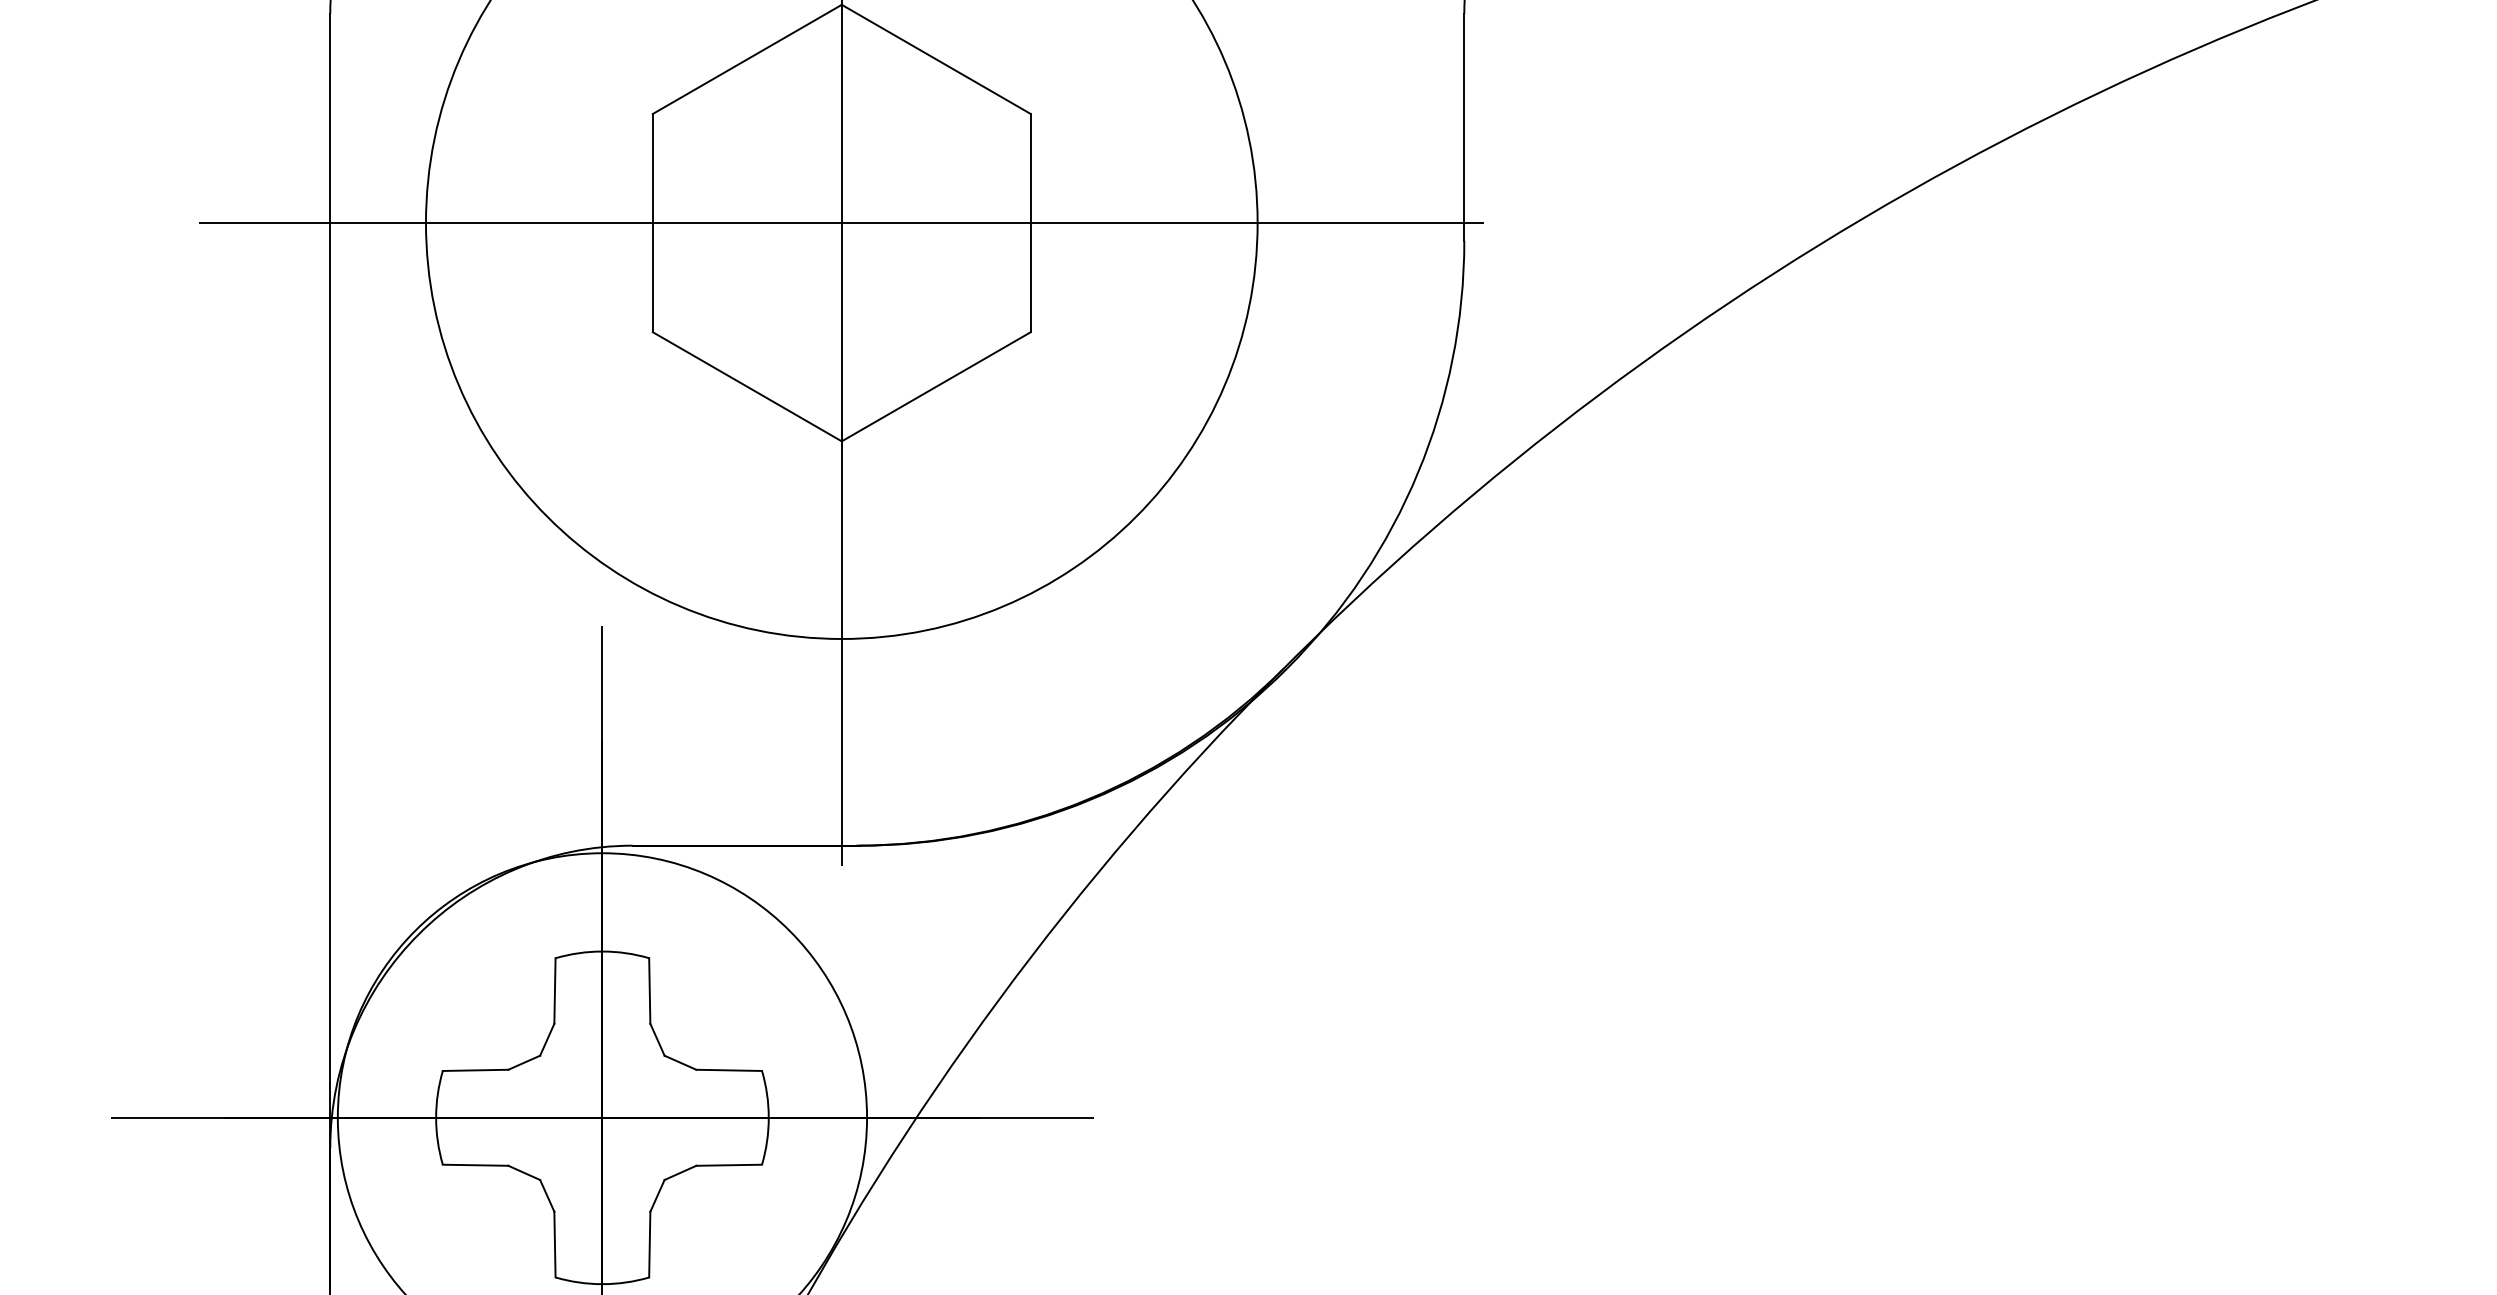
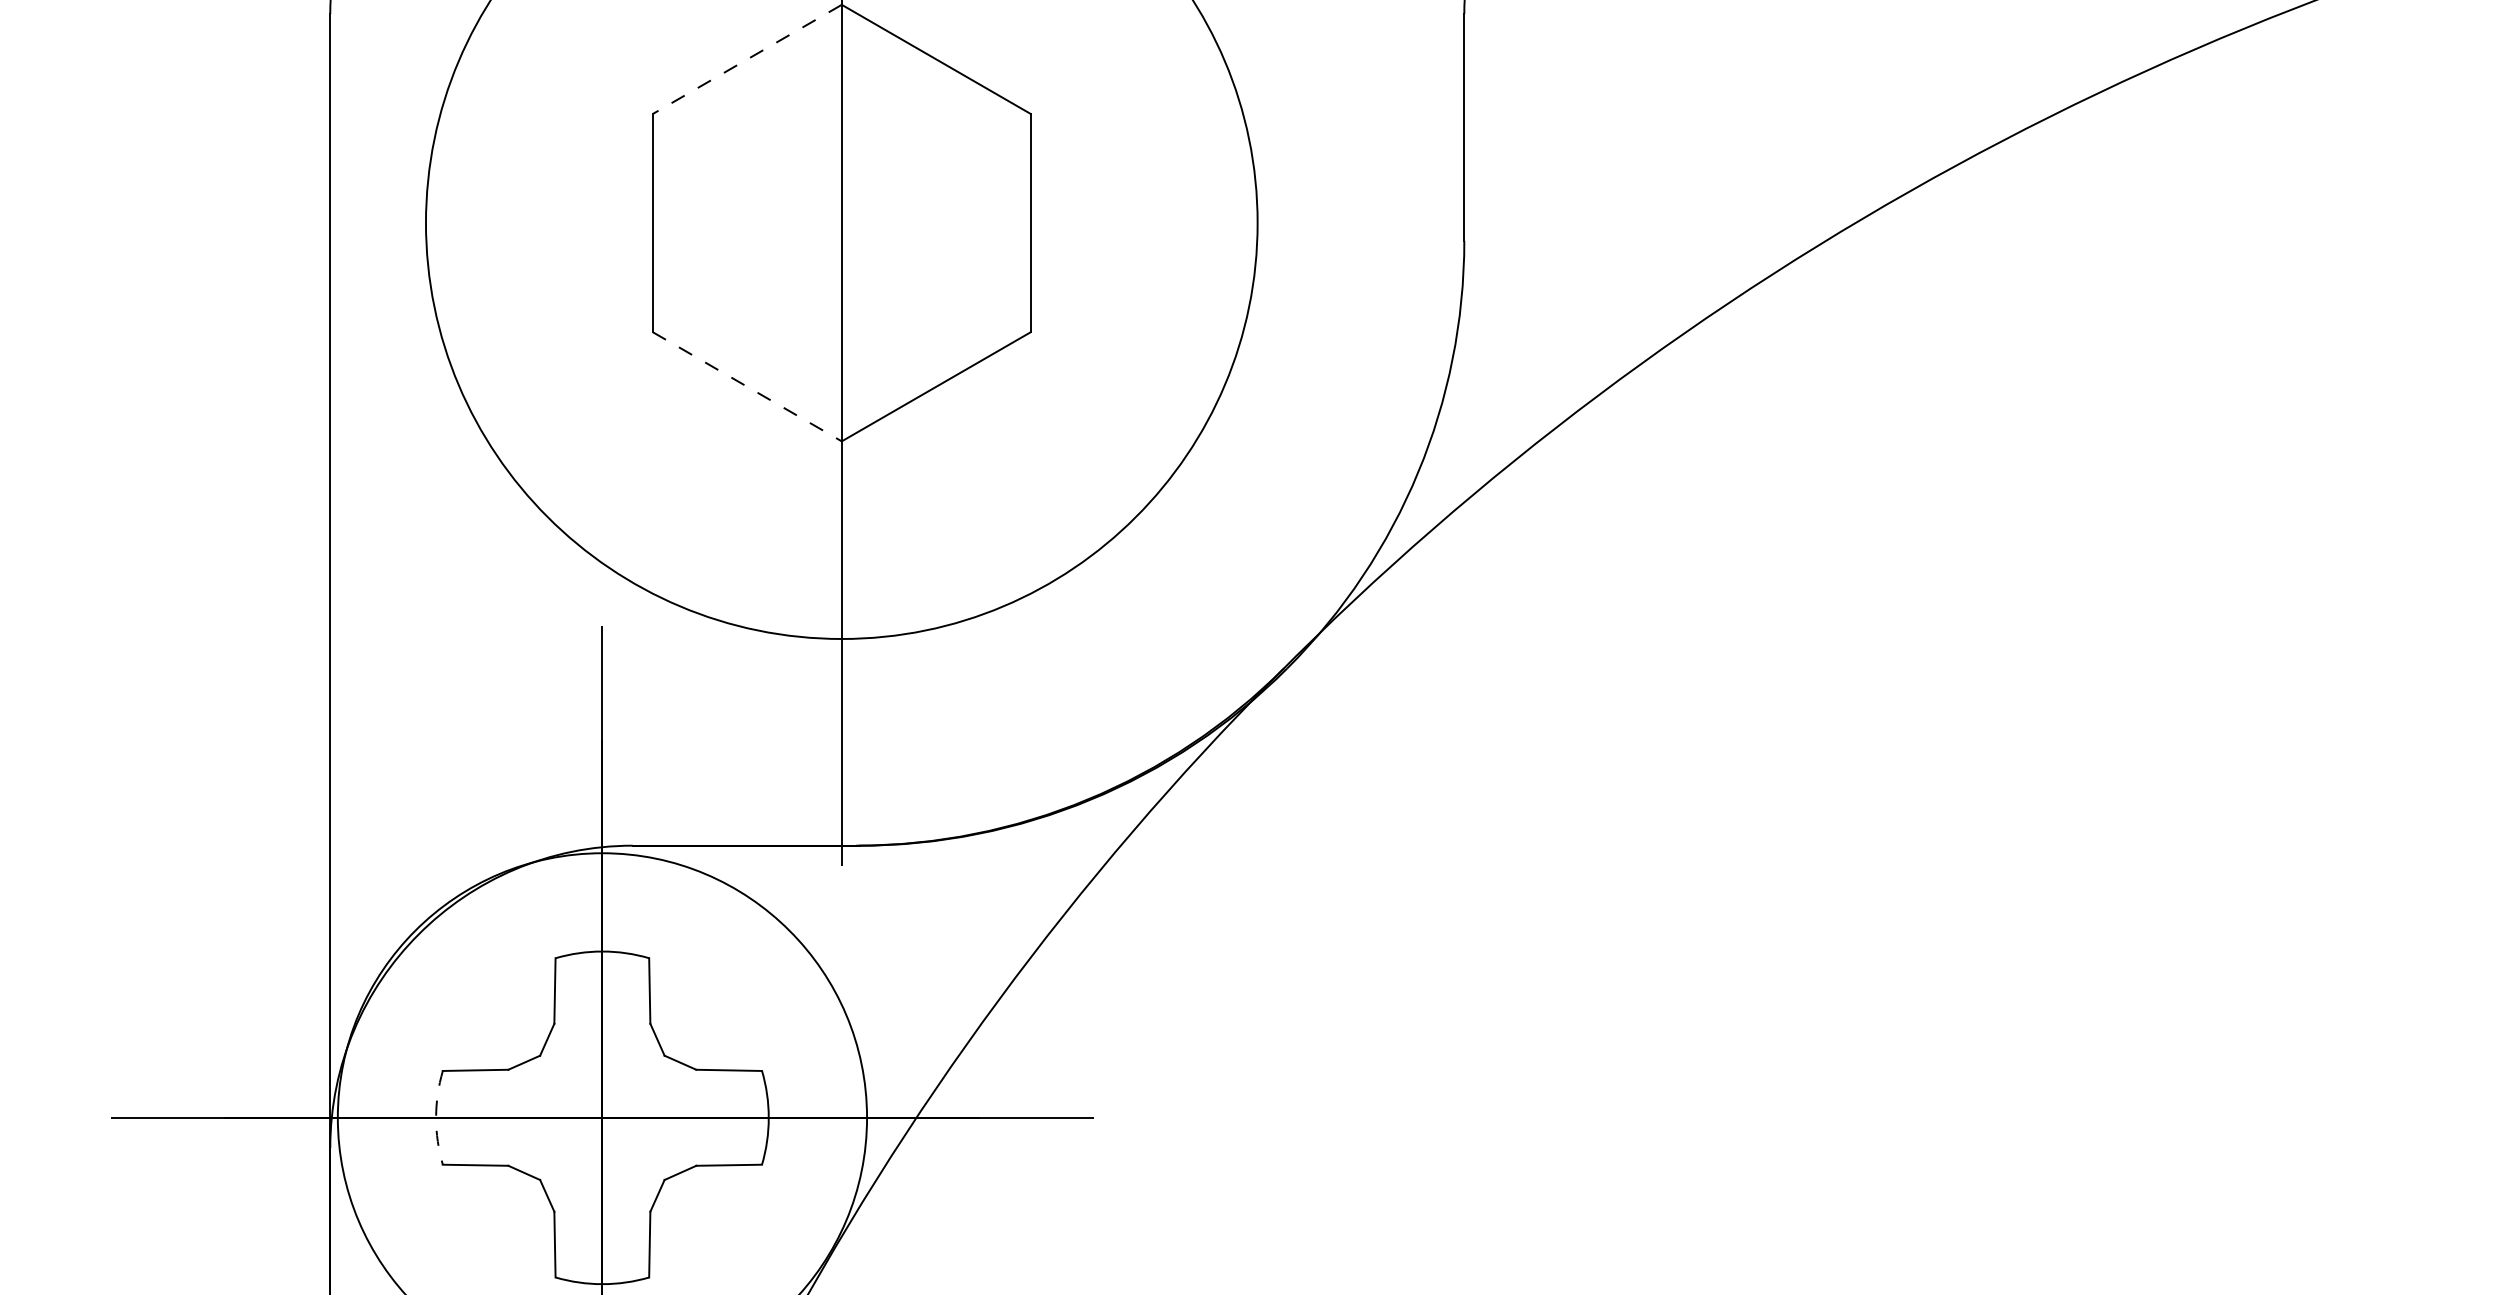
line: solid -> dashed (746, 59)
line: present -> none (841, 223)
line: solid -> dashed (747, 387)
arc: solid -> dashed (436, 1117)
